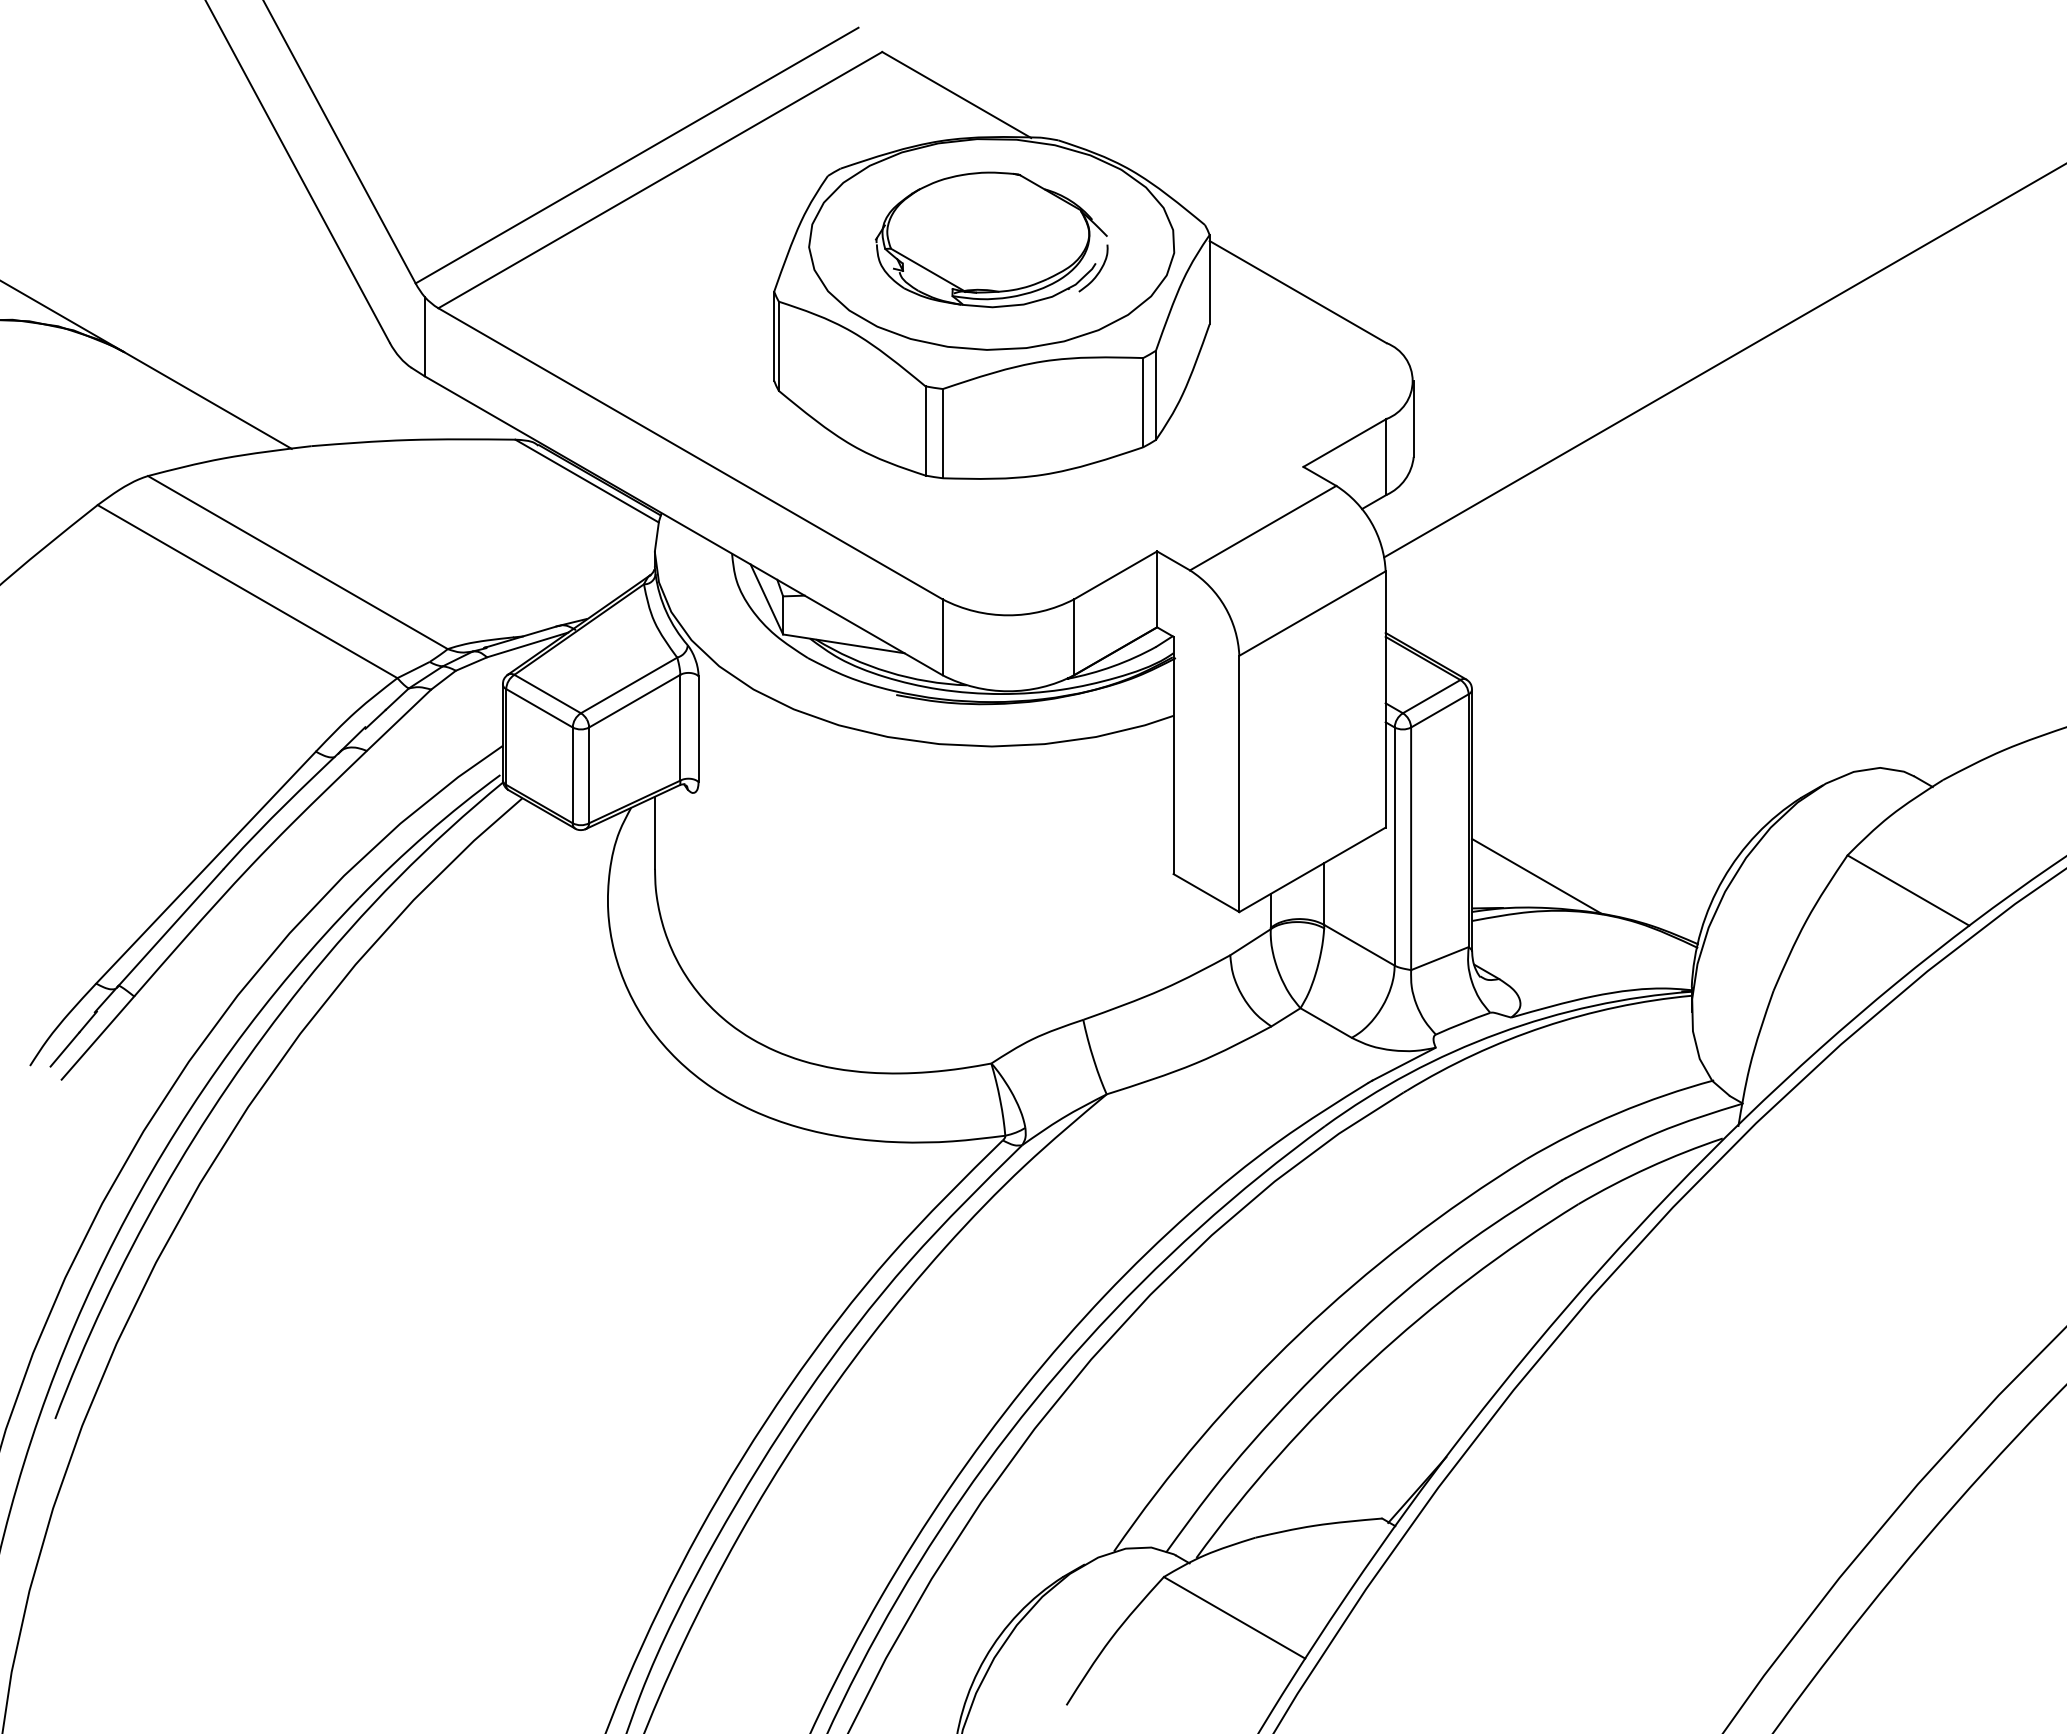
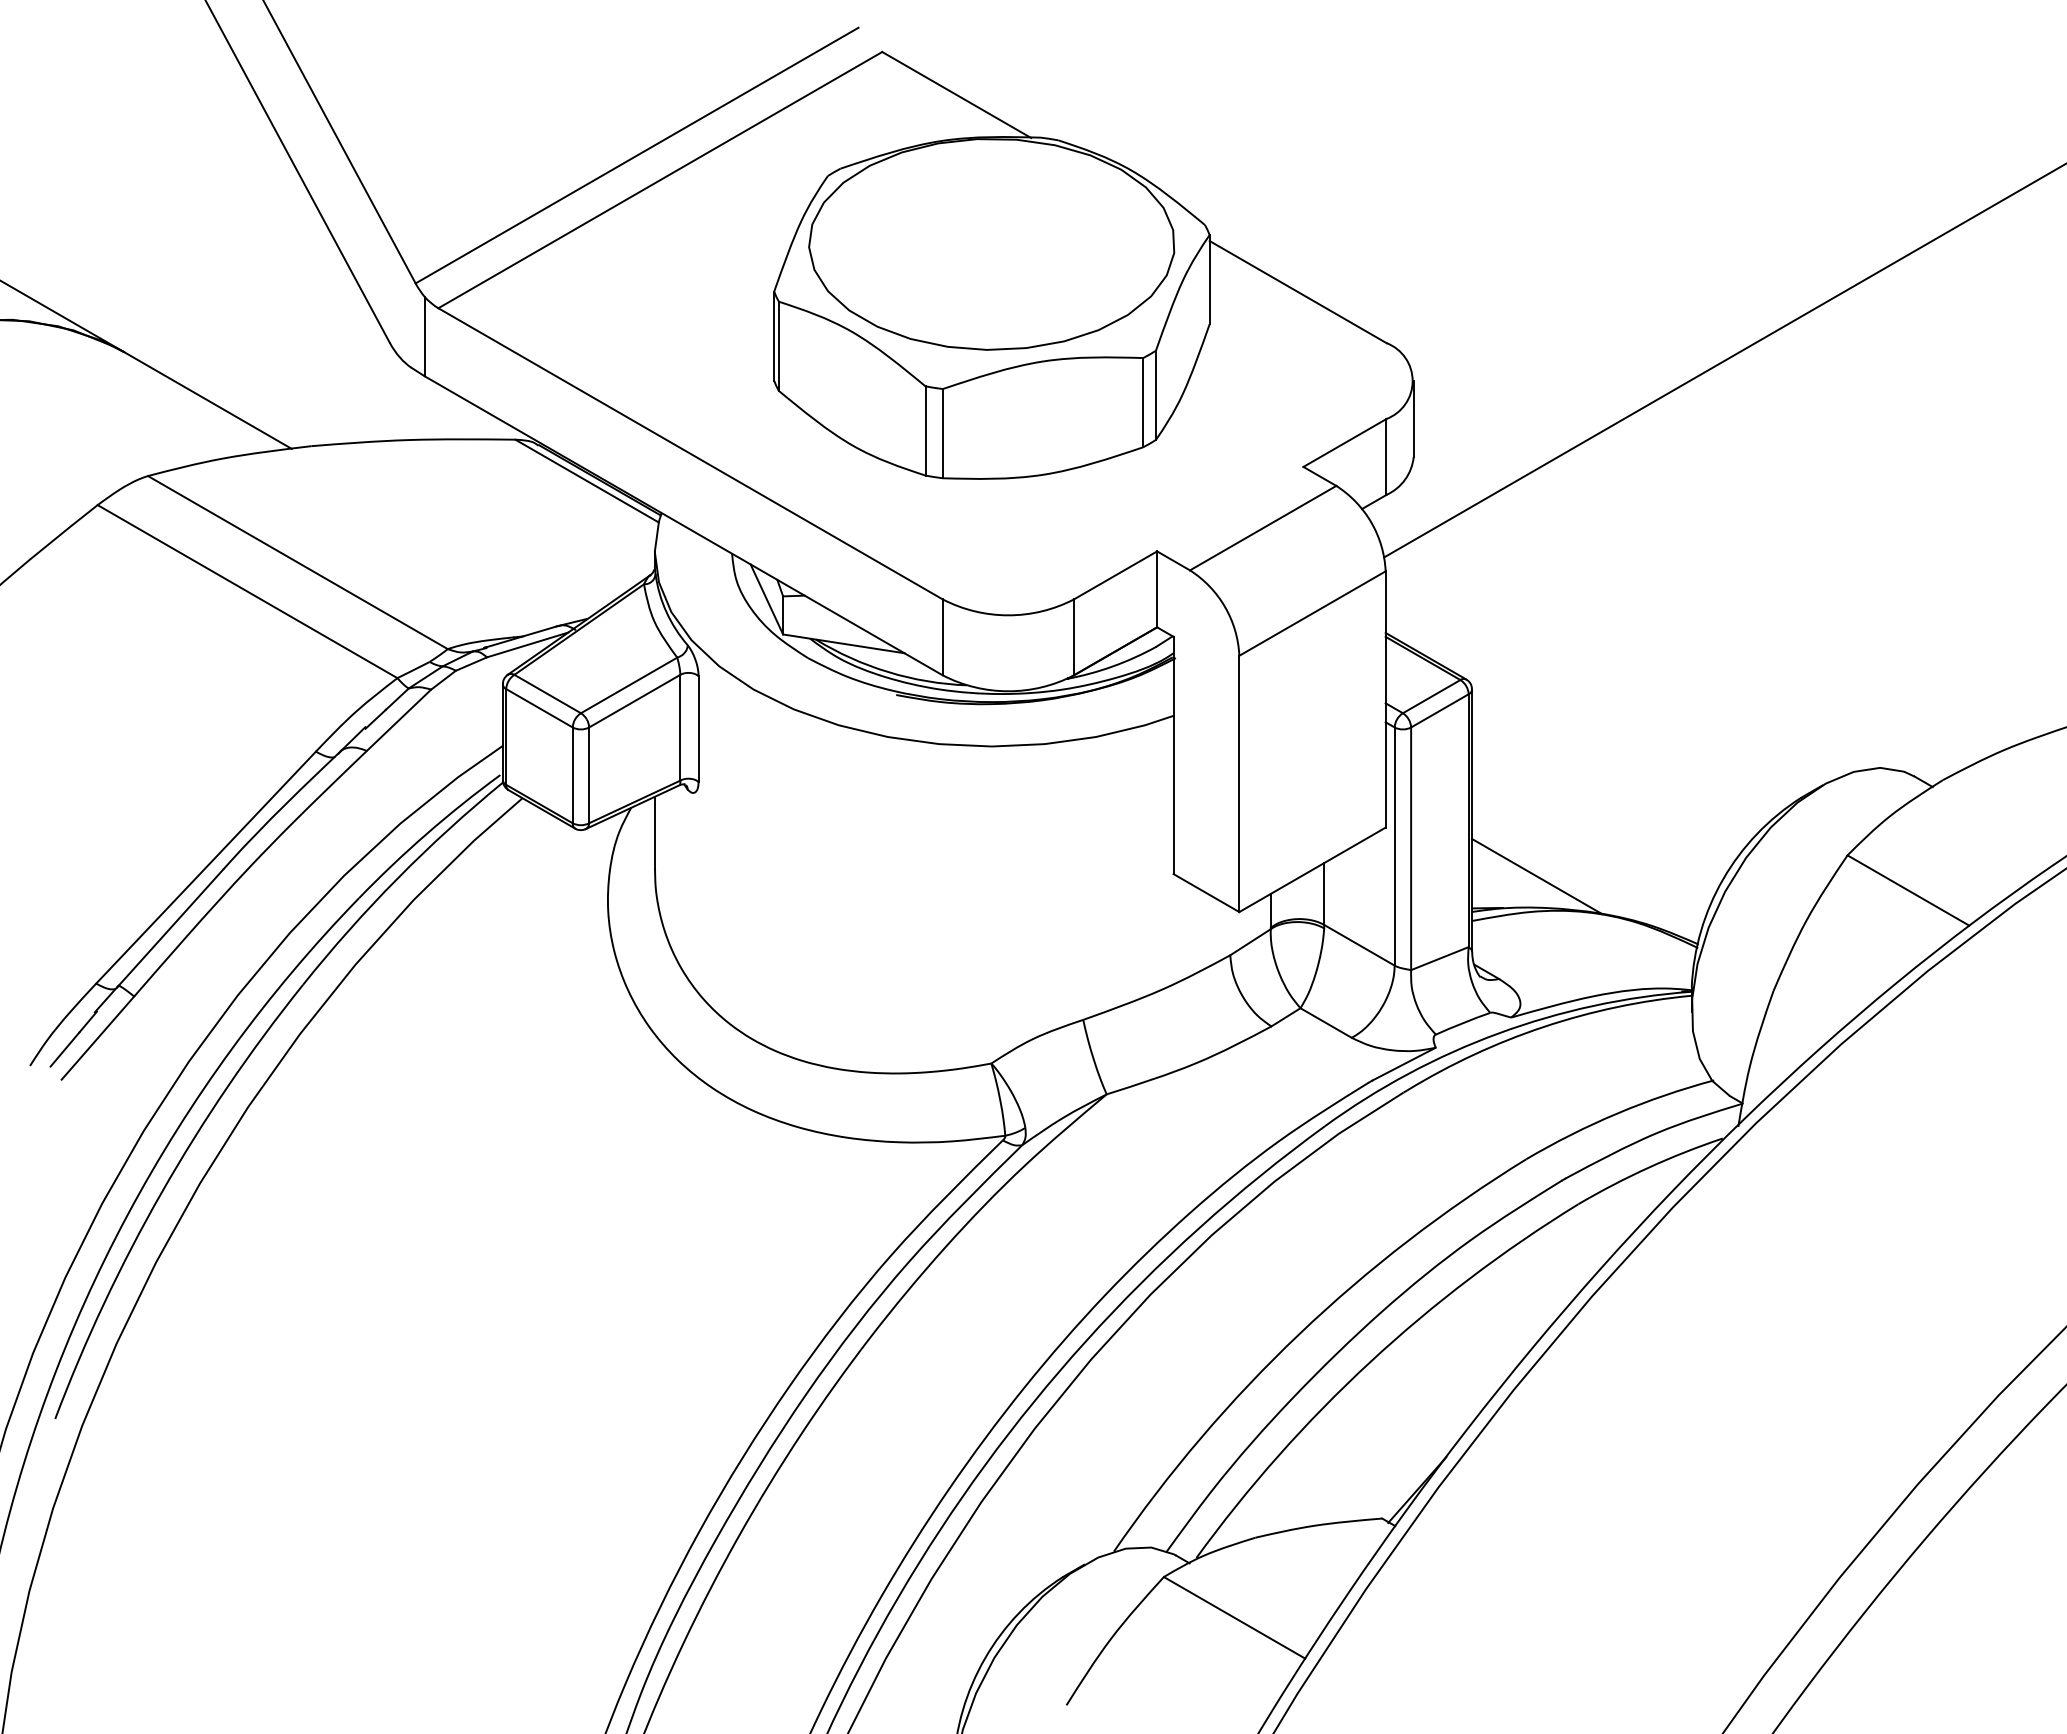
part: present -> none (991, 239)
